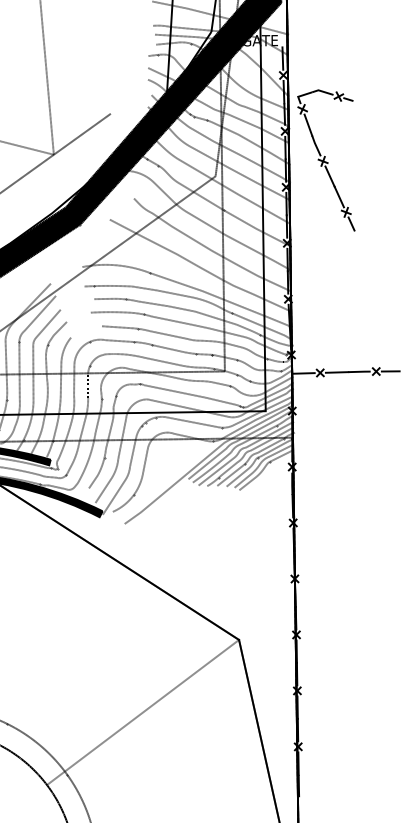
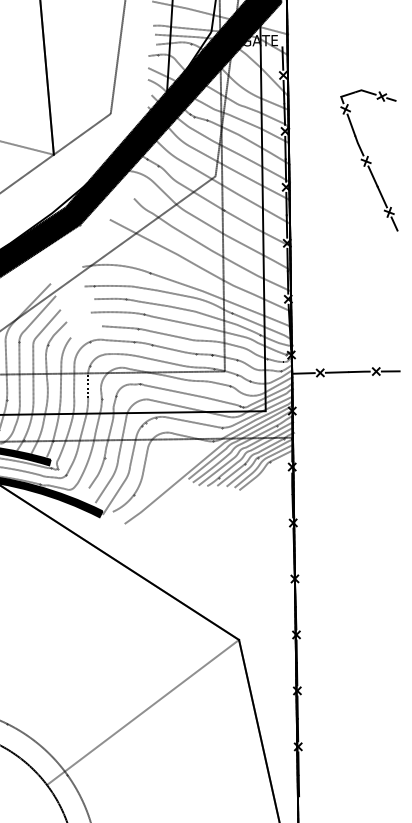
line: none -> present (117, 57)
line: none -> present (46, 78)
part position: (326, 160) -> (369, 160) (369, 160)
